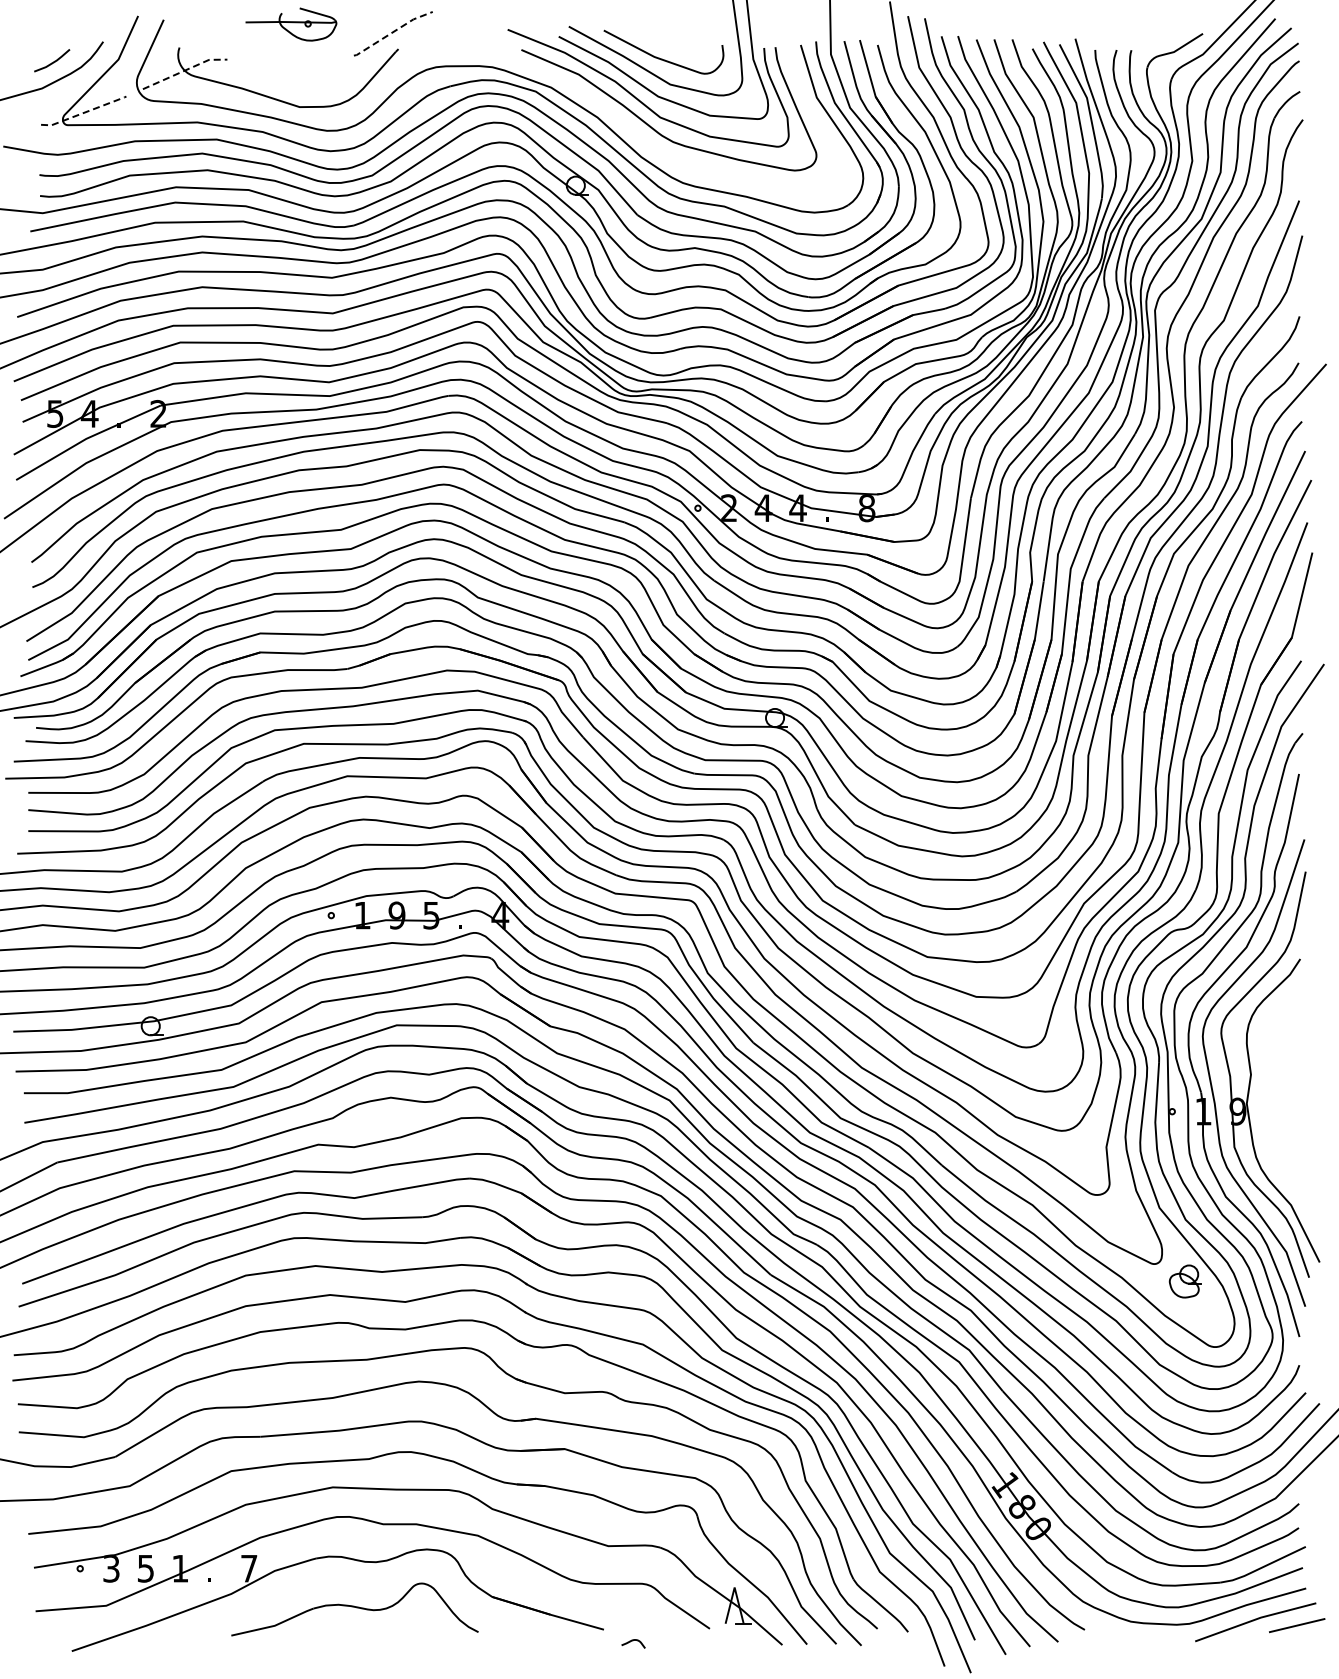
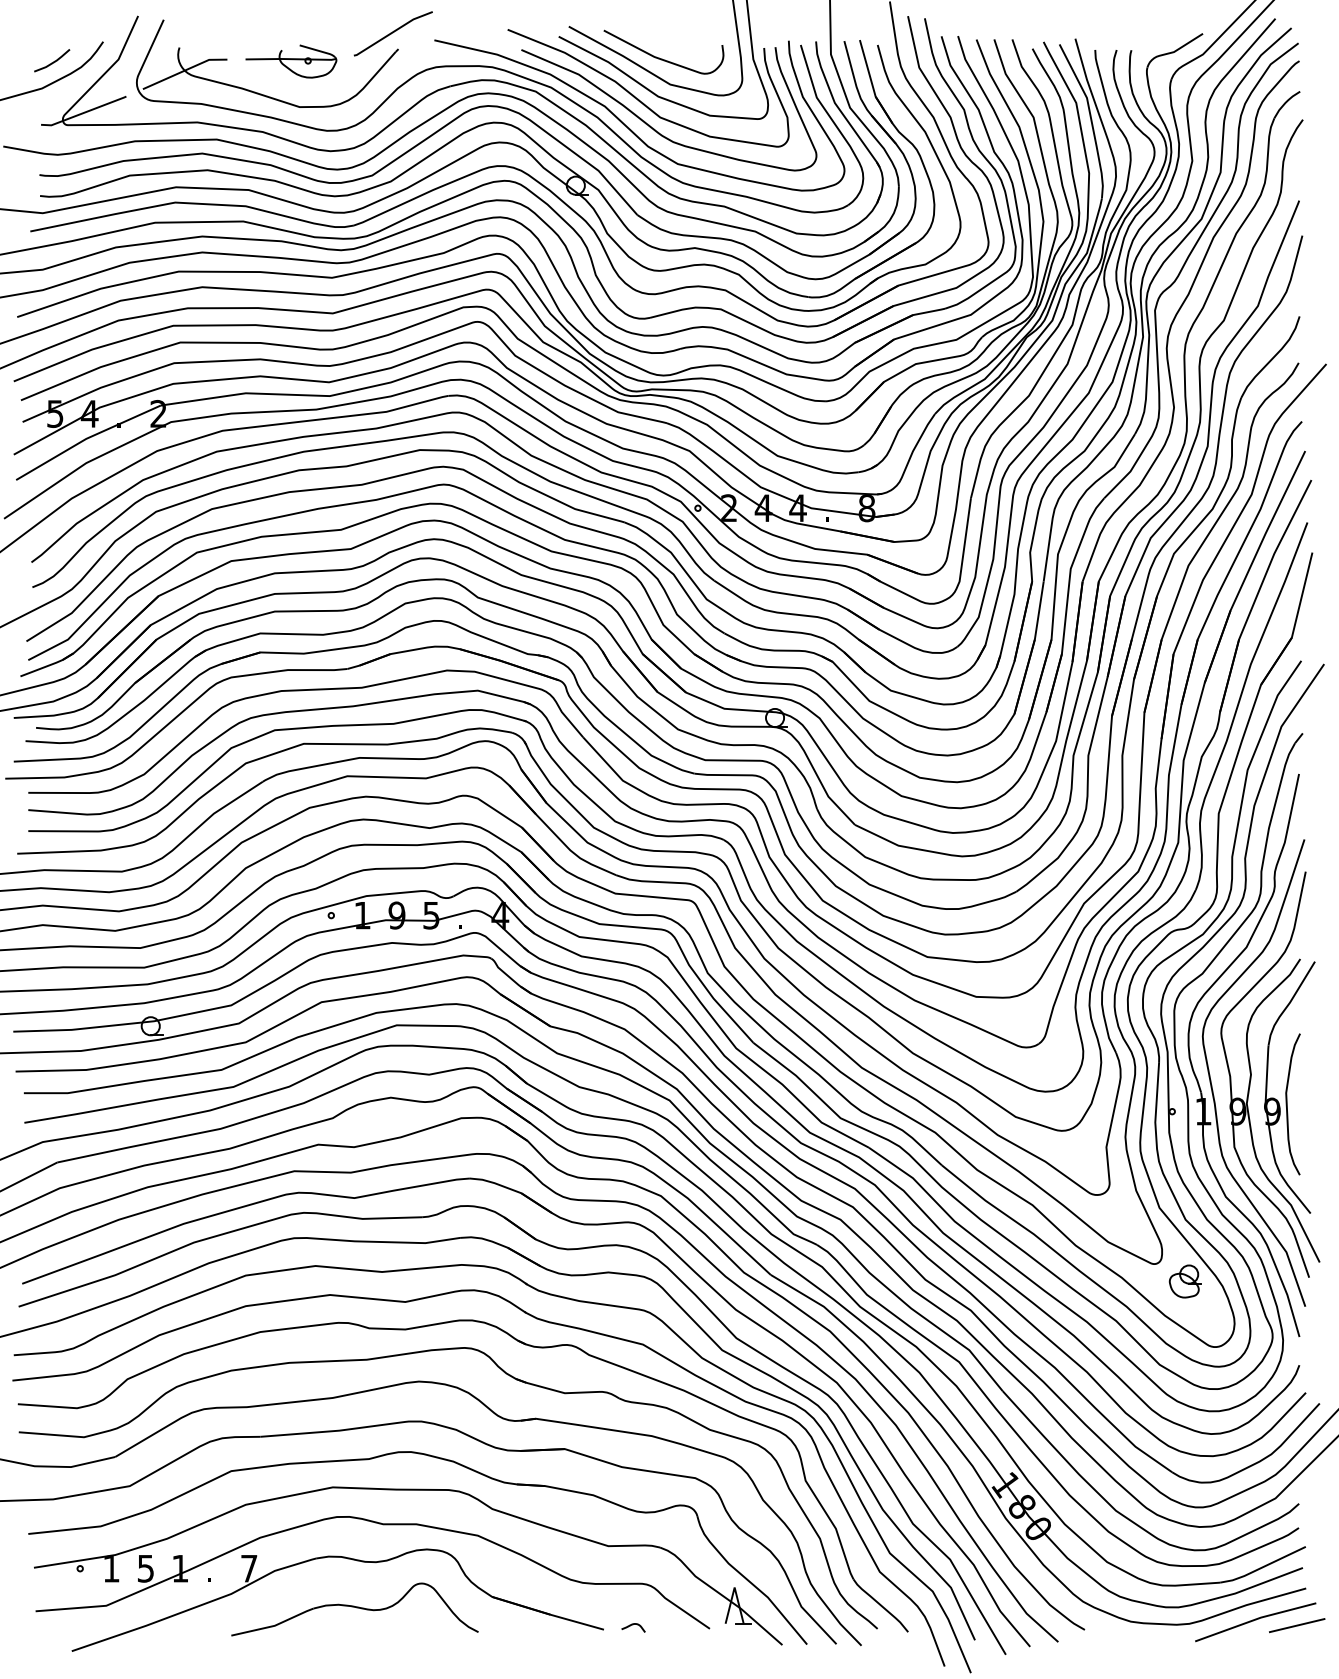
part position: (291, 24) -> (291, 61) (291, 61)
line: dashed -> solid (392, 32)
line: dashed -> solid (185, 70)
line: dashed -> solid (84, 112)
curve: none -> present (629, 127)
part: none -> present (1289, 1087)
text: 3 -> 1 (111, 1568)
curve position: (633, 1641) -> (633, 1625) (633, 1625)
